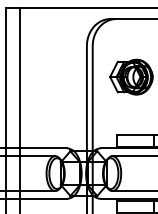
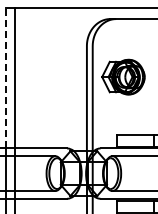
part position: (131, 76) -> (123, 76) (123, 76)
line: solid -> dashed (5, 77)
line position: (19, 108) -> (14, 108) (14, 108)
